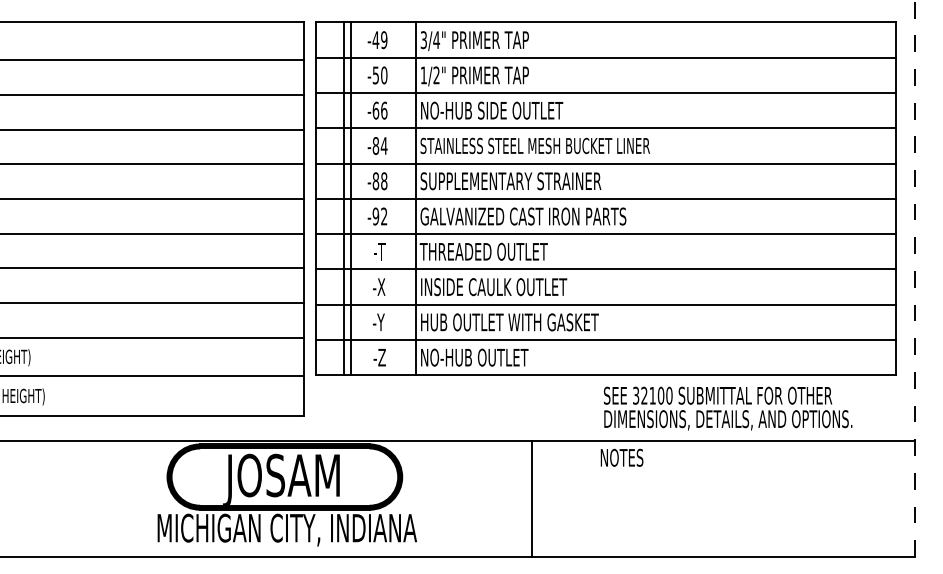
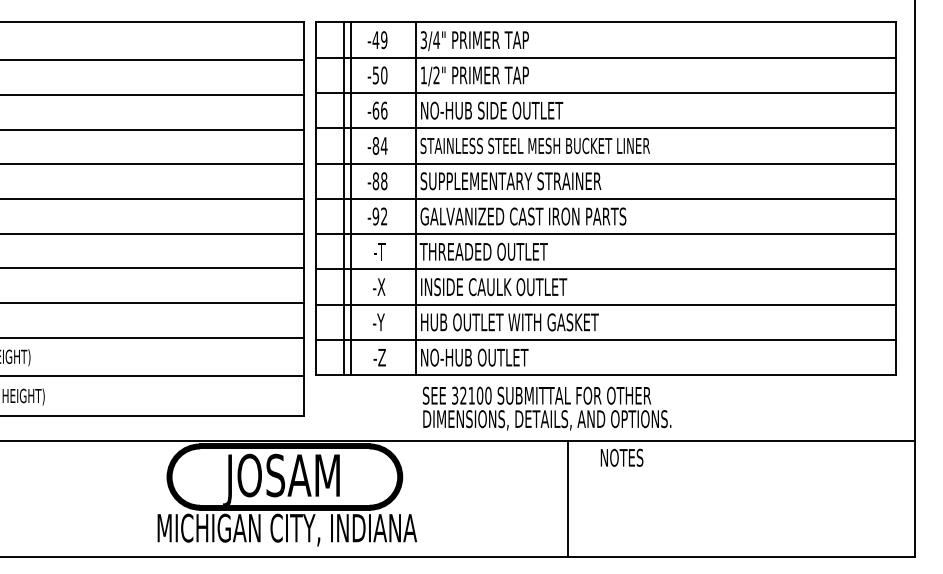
line: dashed -> solid (914, 278)
text position: (727, 408) -> (546, 408) (546, 408)
line position: (531, 498) -> (567, 498) (567, 498)
